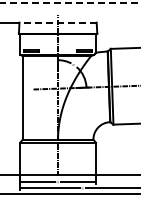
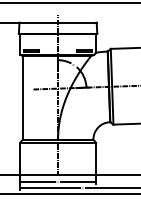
line: dashed -> solid (70, 3)
line: dashed -> solid (58, 22)
